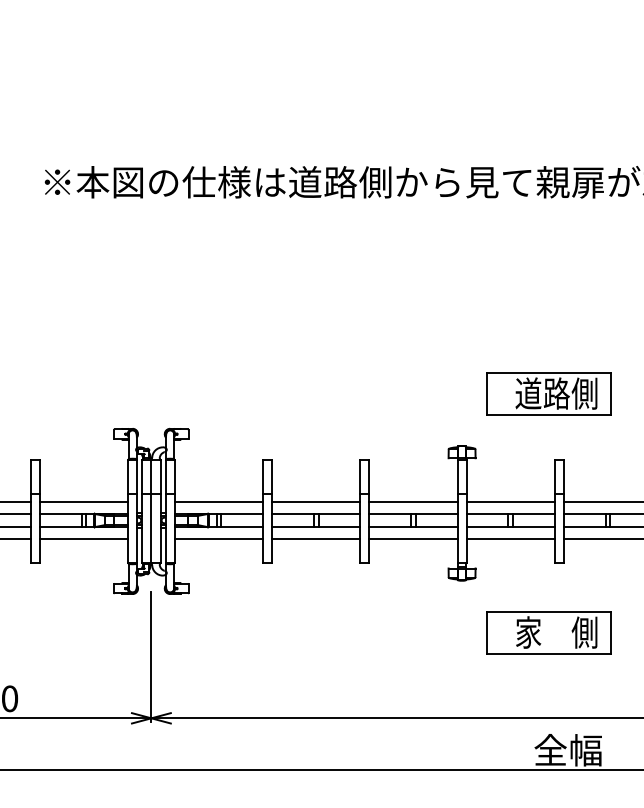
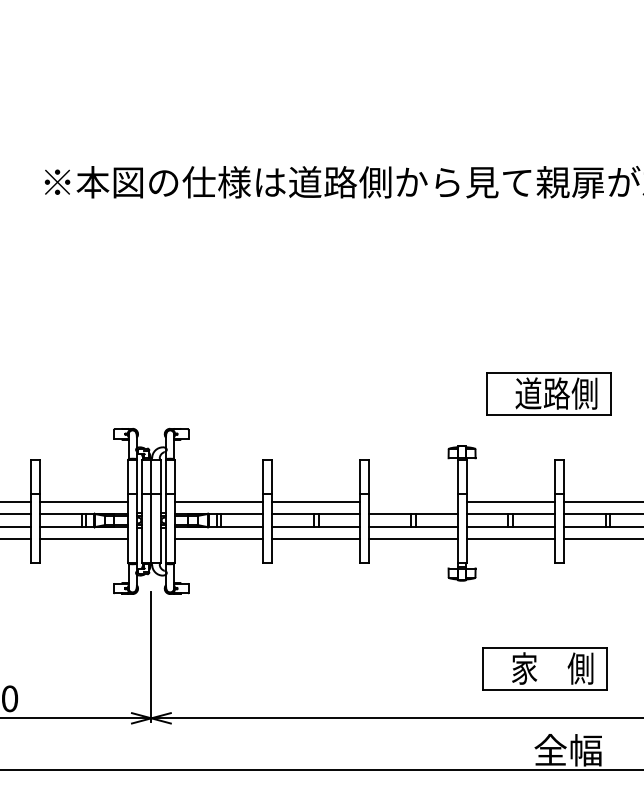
line: present -> none (413, 501)
part position: (548, 632) -> (544, 668) (544, 668)
